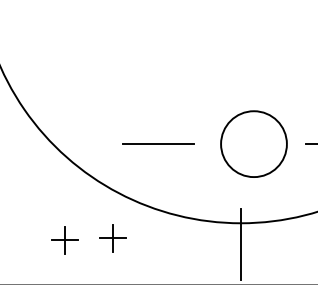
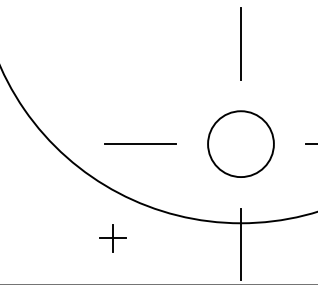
line: none -> present (241, 43)
line position: (158, 143) -> (140, 143) (140, 143)
circle position: (253, 143) -> (240, 143) (240, 143)
part: present -> none (64, 240)
